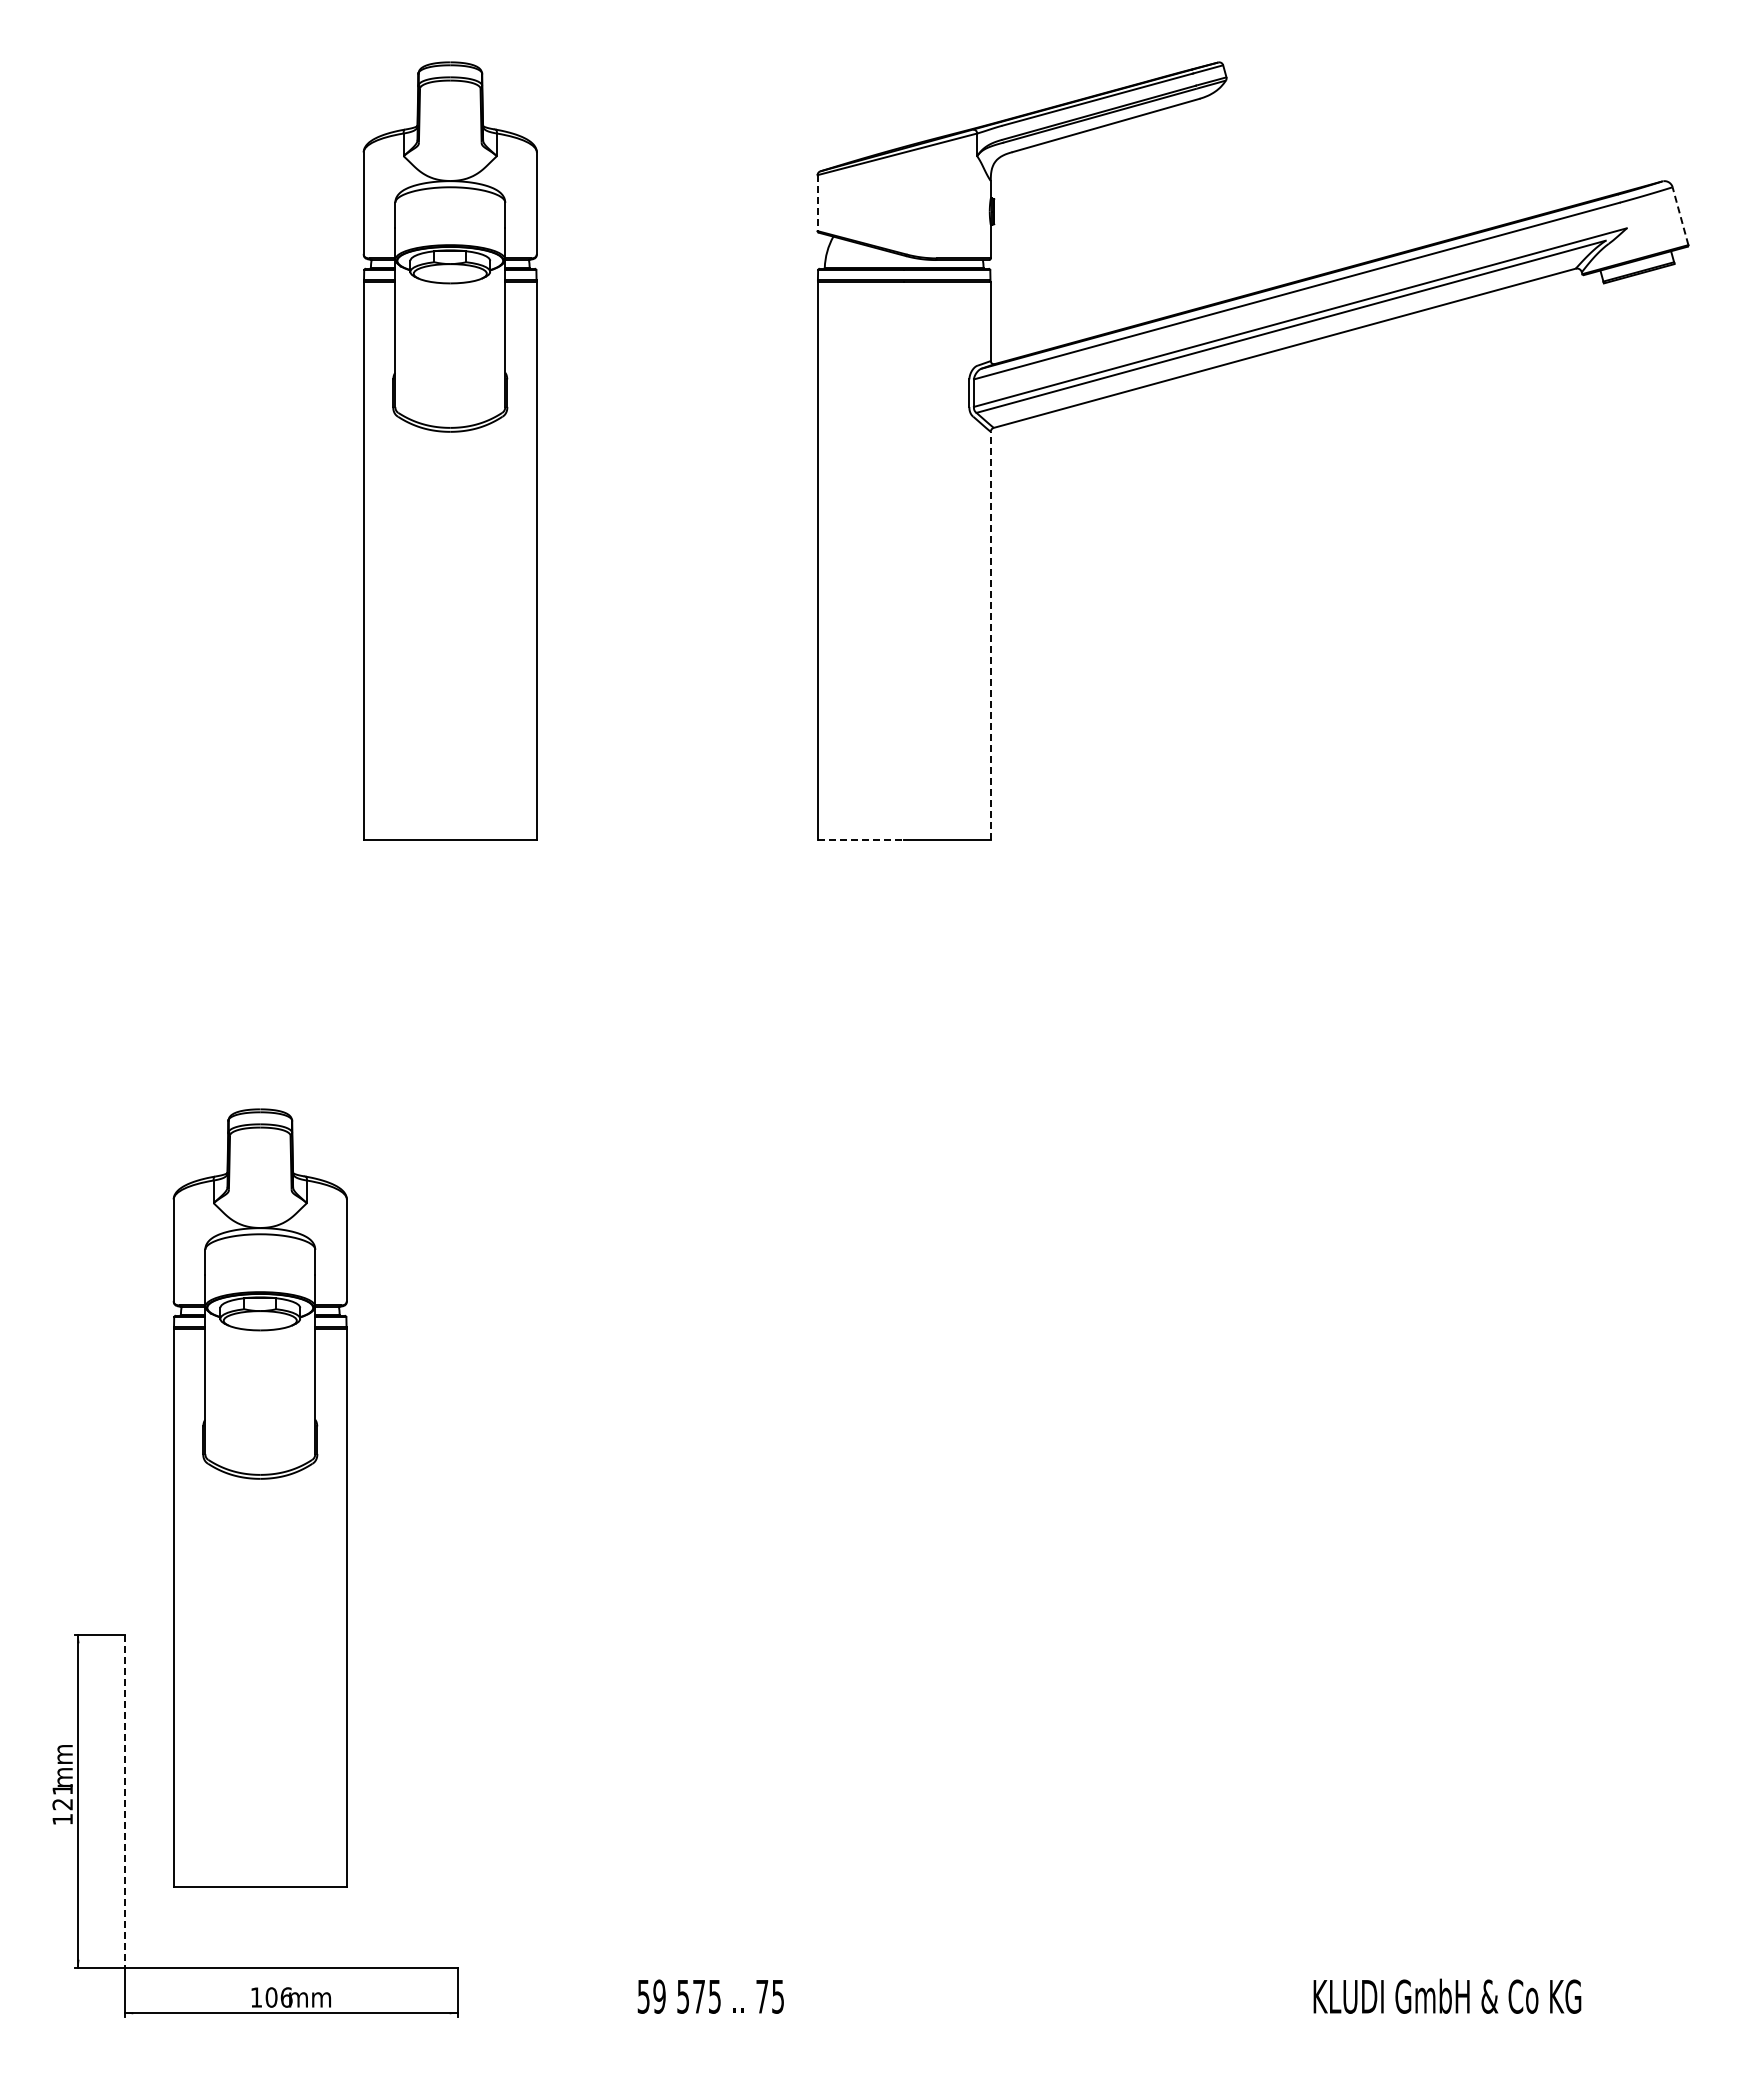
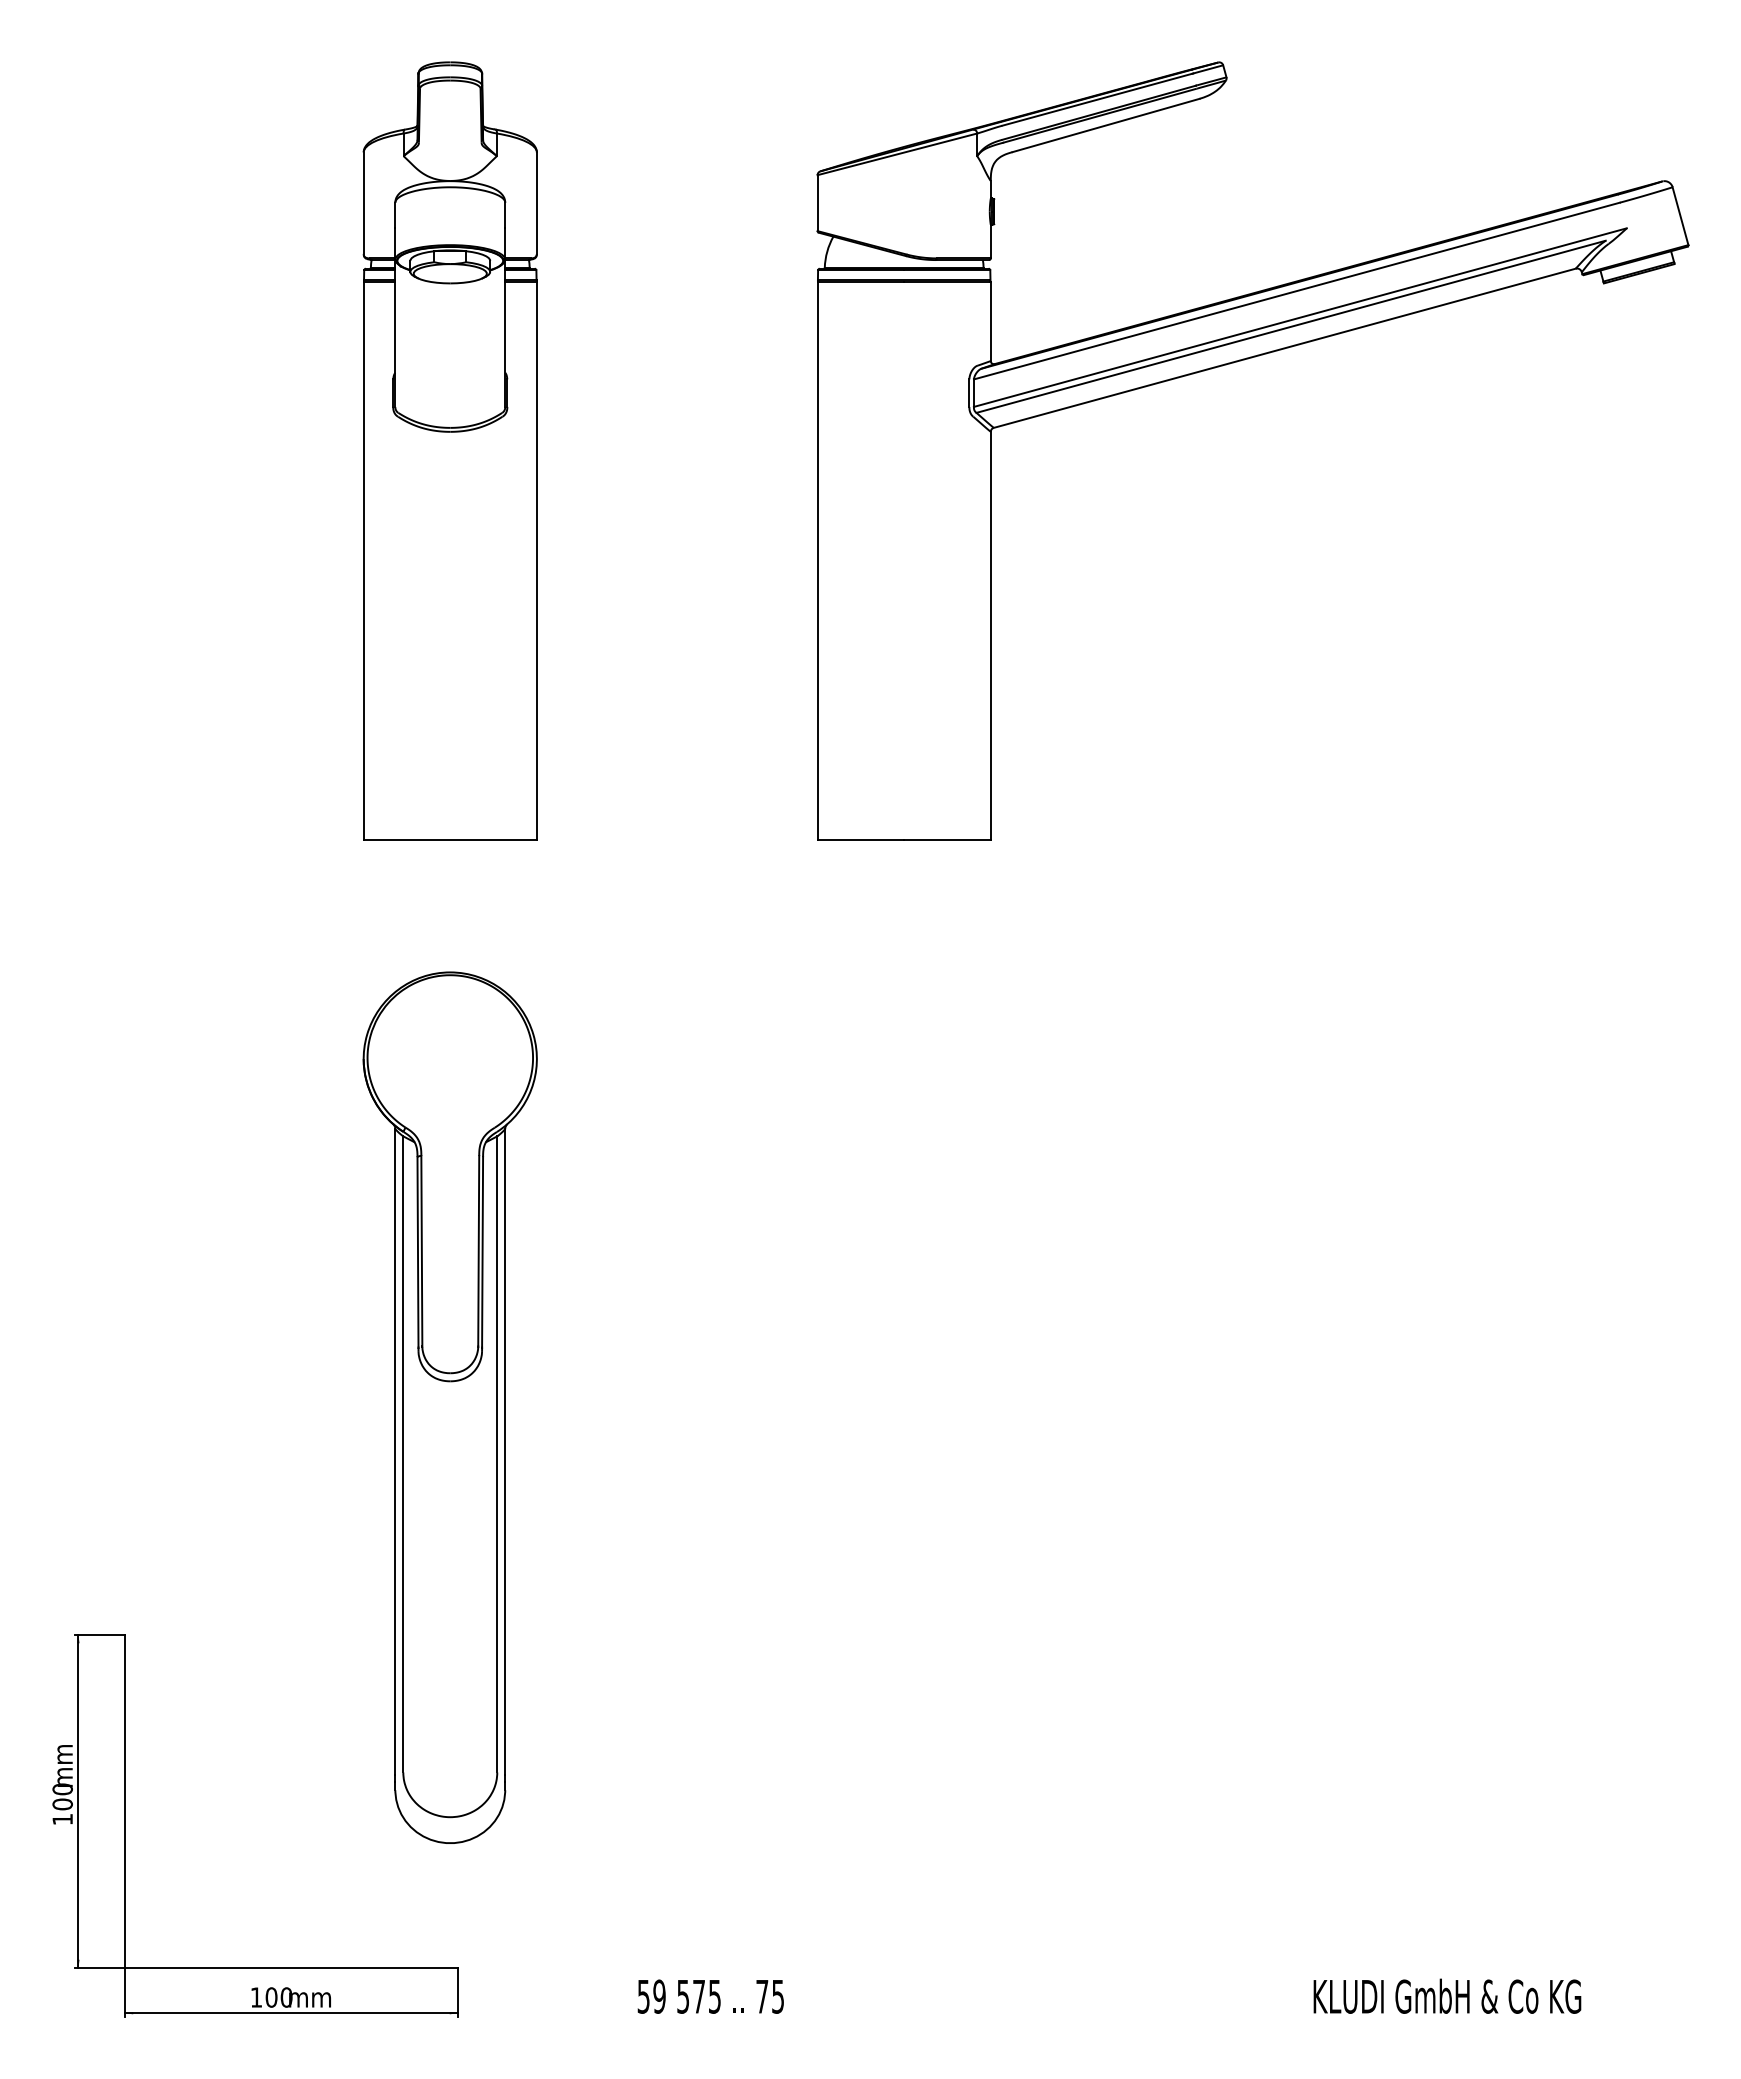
line: dashed -> solid (817, 203)
line: dashed -> solid (1680, 216)
line: dashed -> solid (990, 635)
line: dashed -> solid (861, 840)
part: none -> present (449, 1407)
part: present -> none (259, 1497)
text: 121 -> 100 (62, 1796)
line: dashed -> solid (124, 1801)
text: 106 -> 100 (286, 1997)
